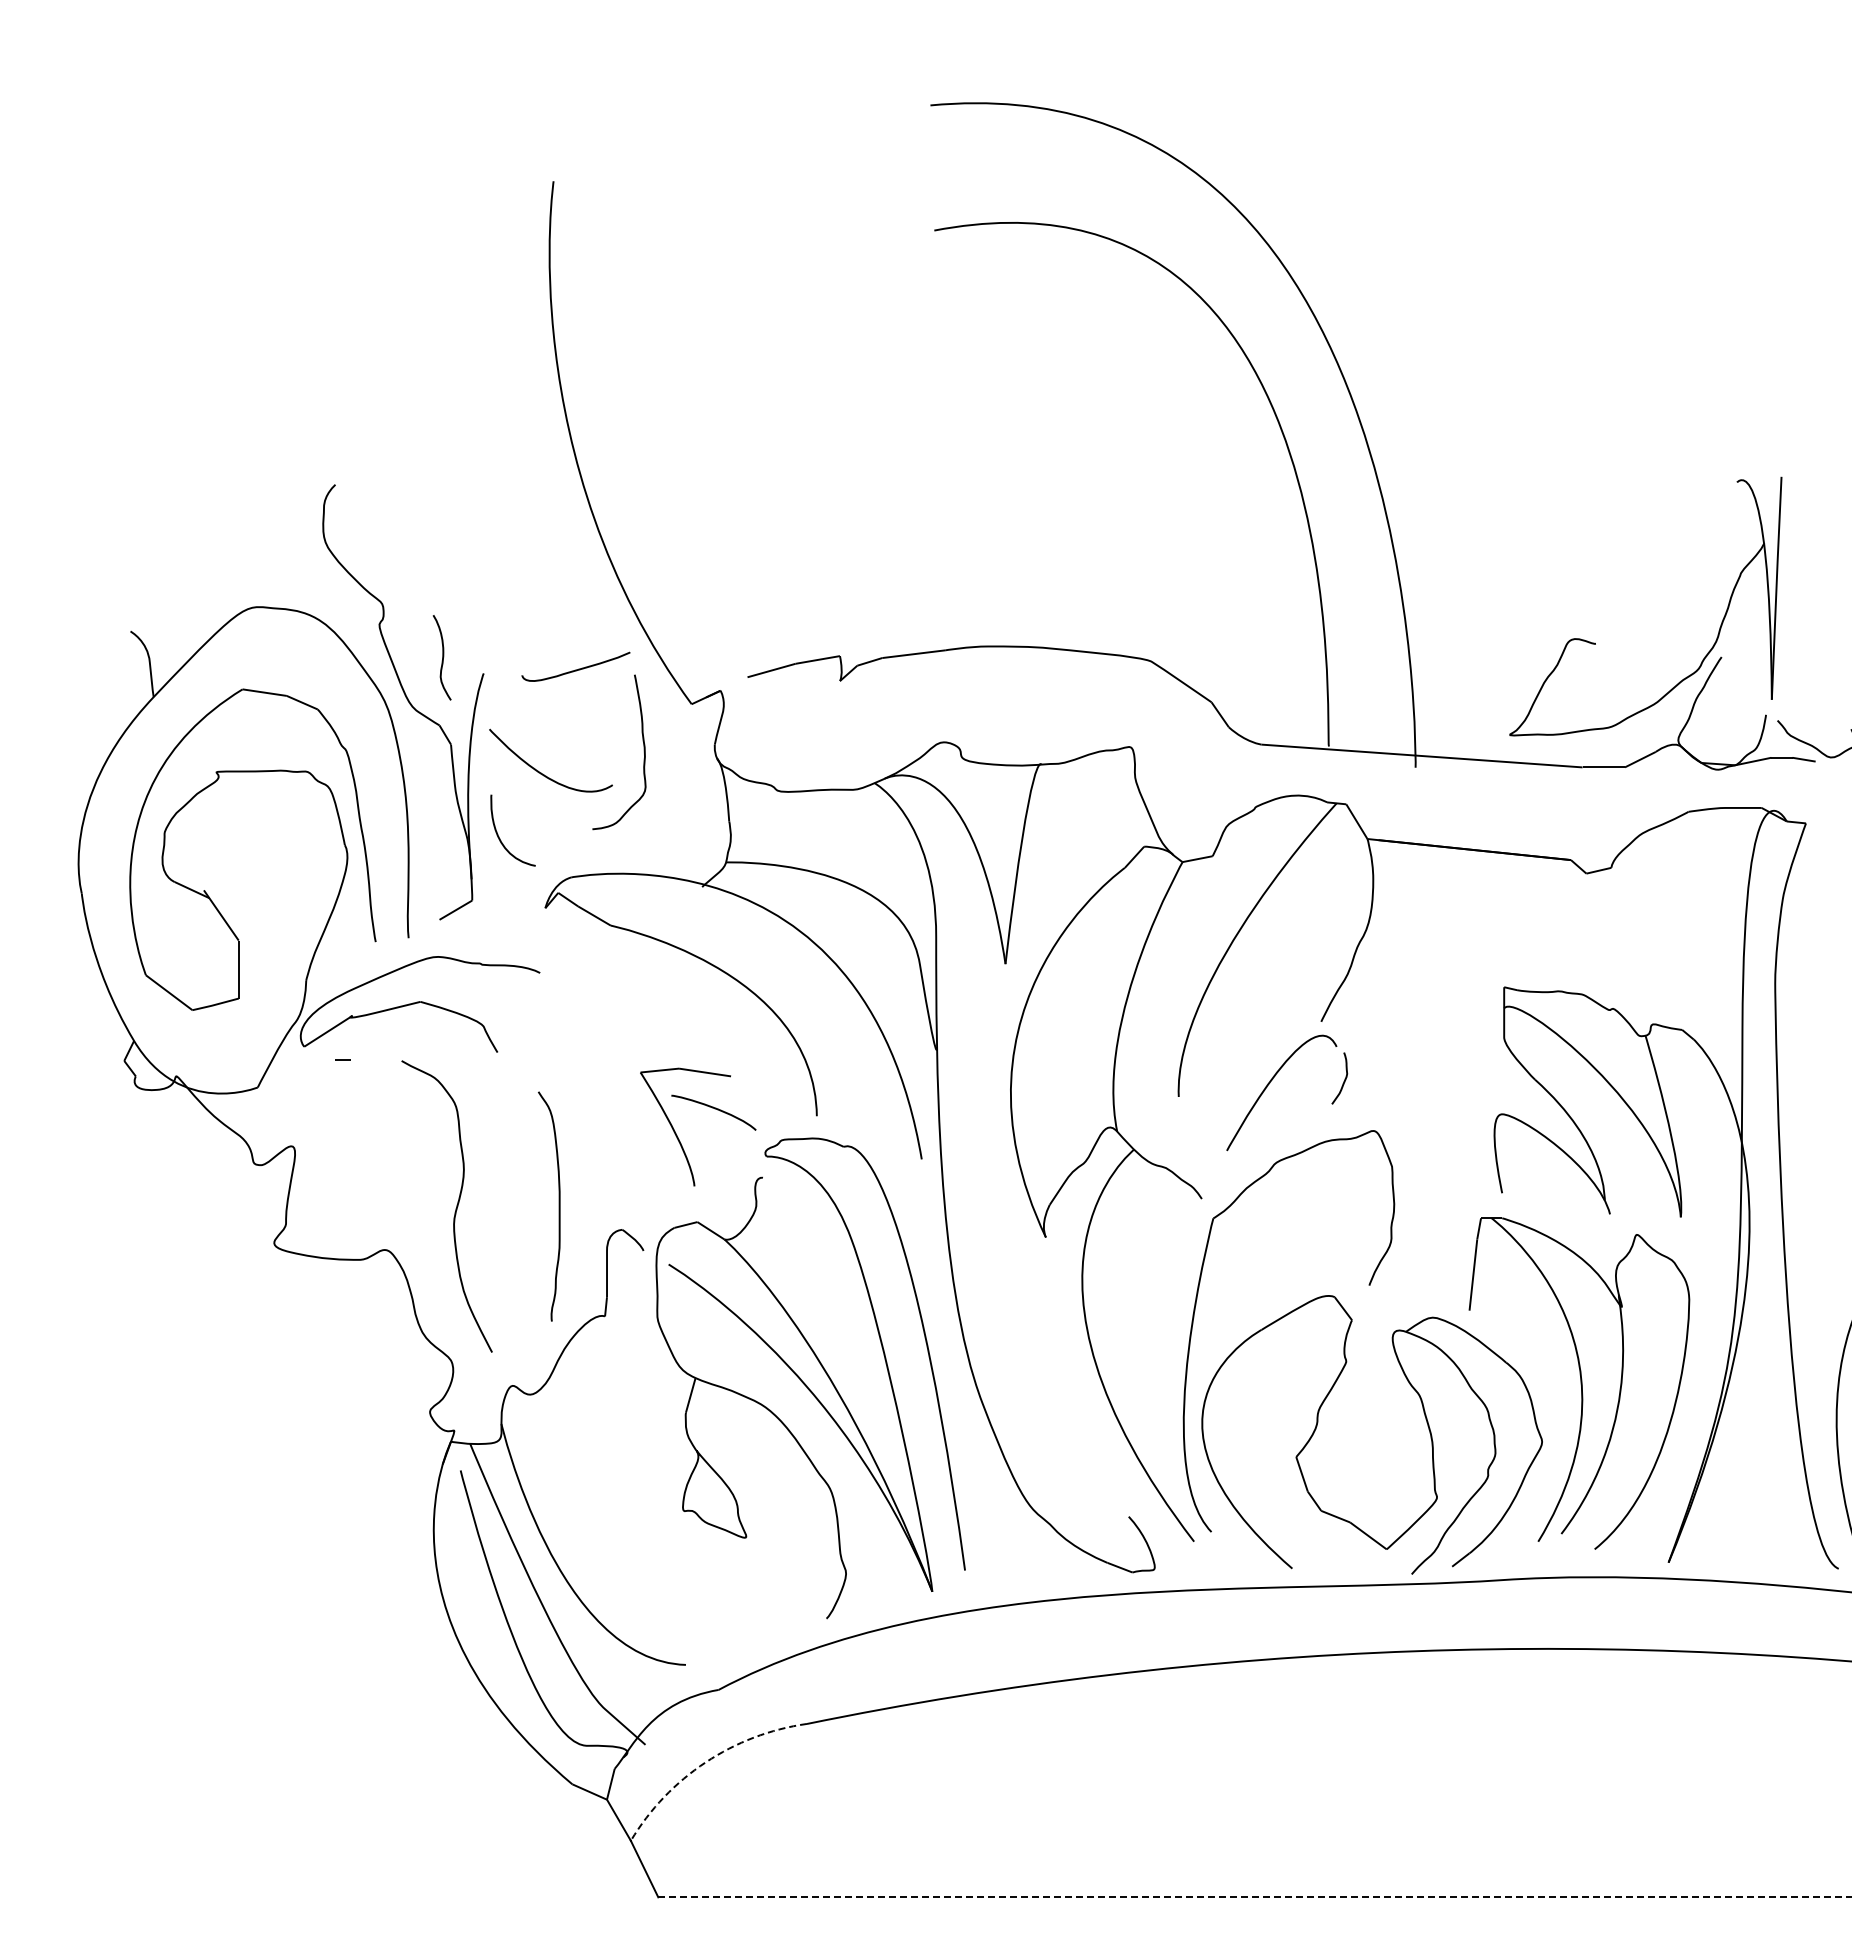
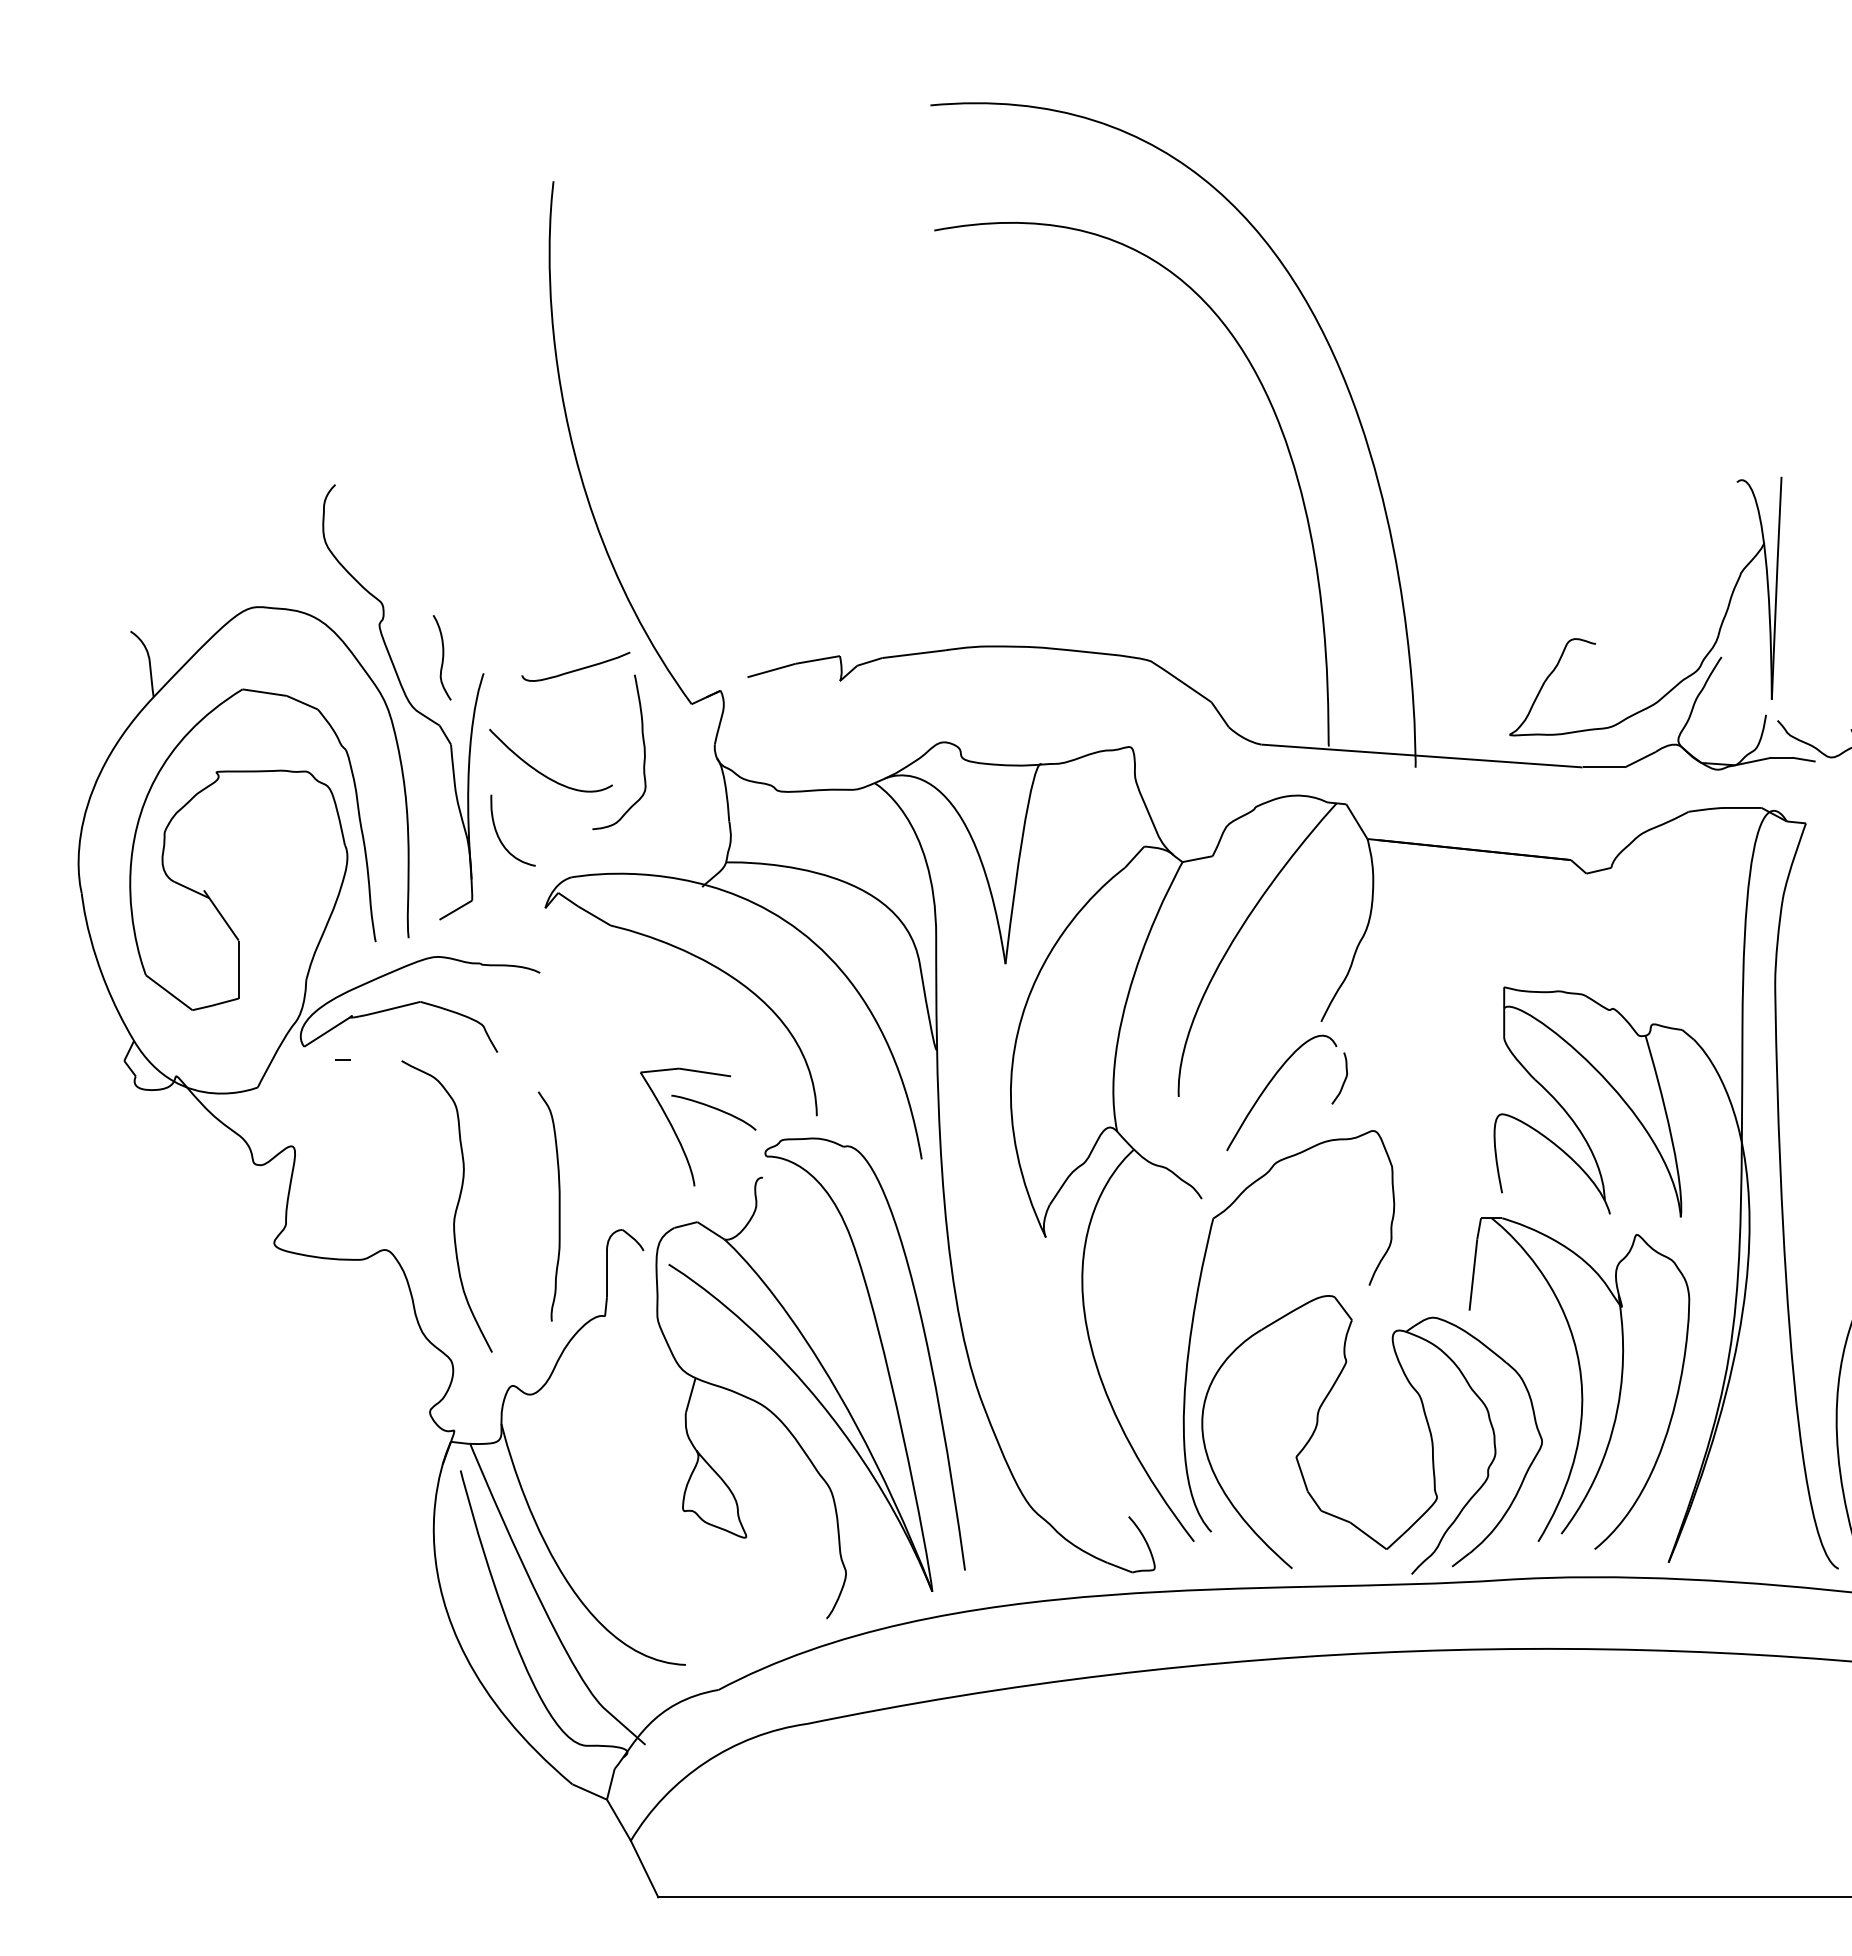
arc: dashed -> solid (705, 1762)
line: dashed -> solid (1254, 1897)
